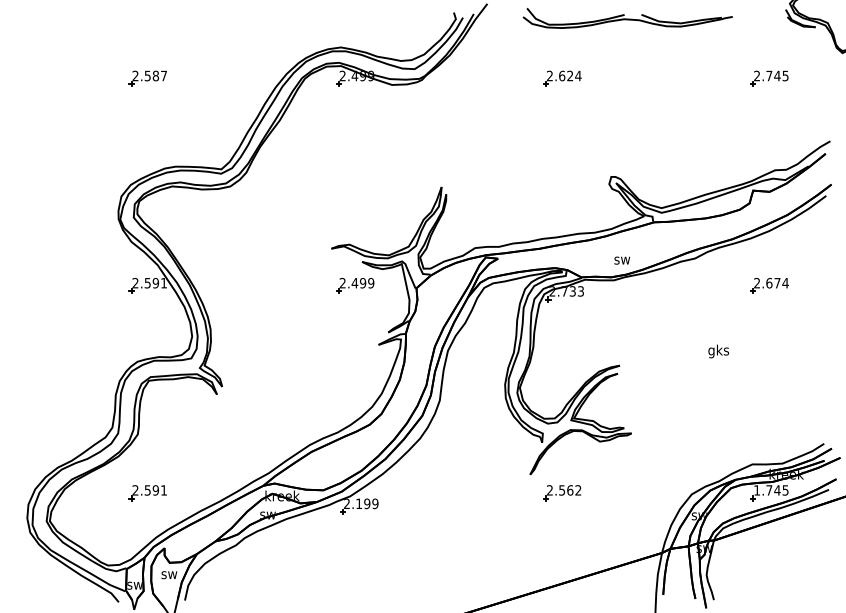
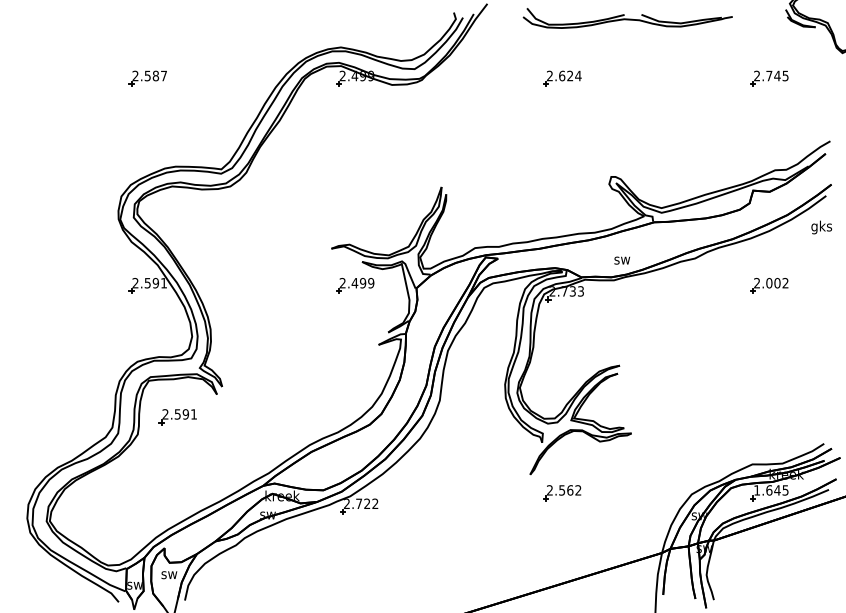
text: 2.674 -> 2.002 (777, 282)
text position: (718, 351) -> (821, 227) (821, 227)
text: 1.745 -> 1.645 (769, 490)
part position: (147, 493) -> (177, 417) (177, 417)
text: 2.199 -> 2.722 (367, 503)
